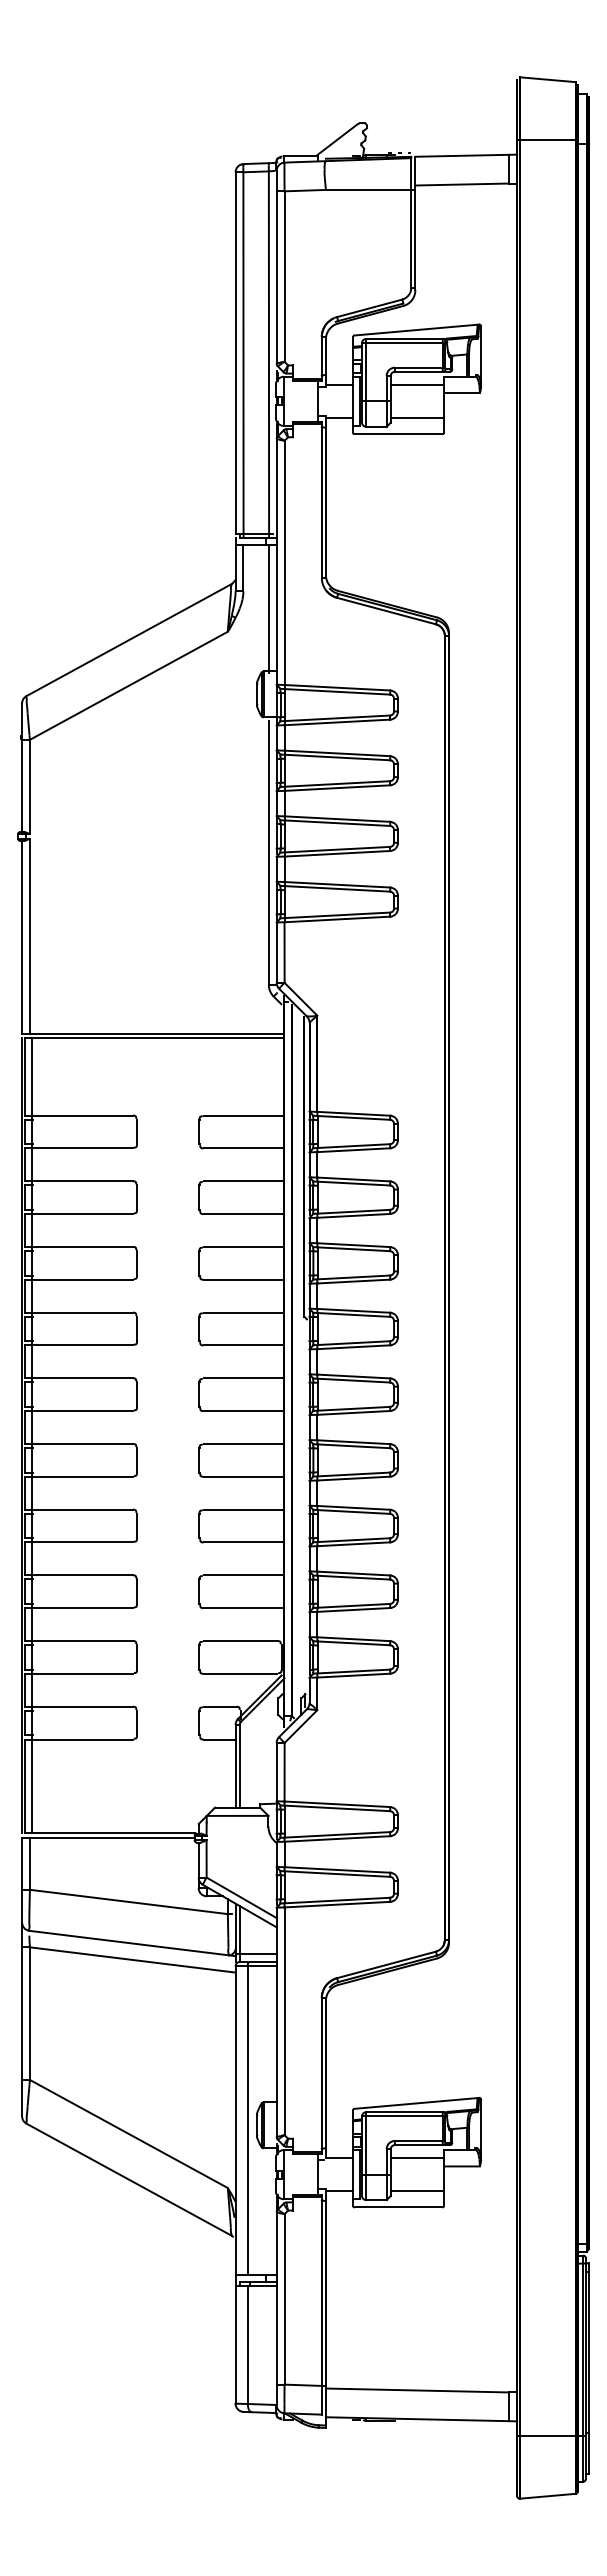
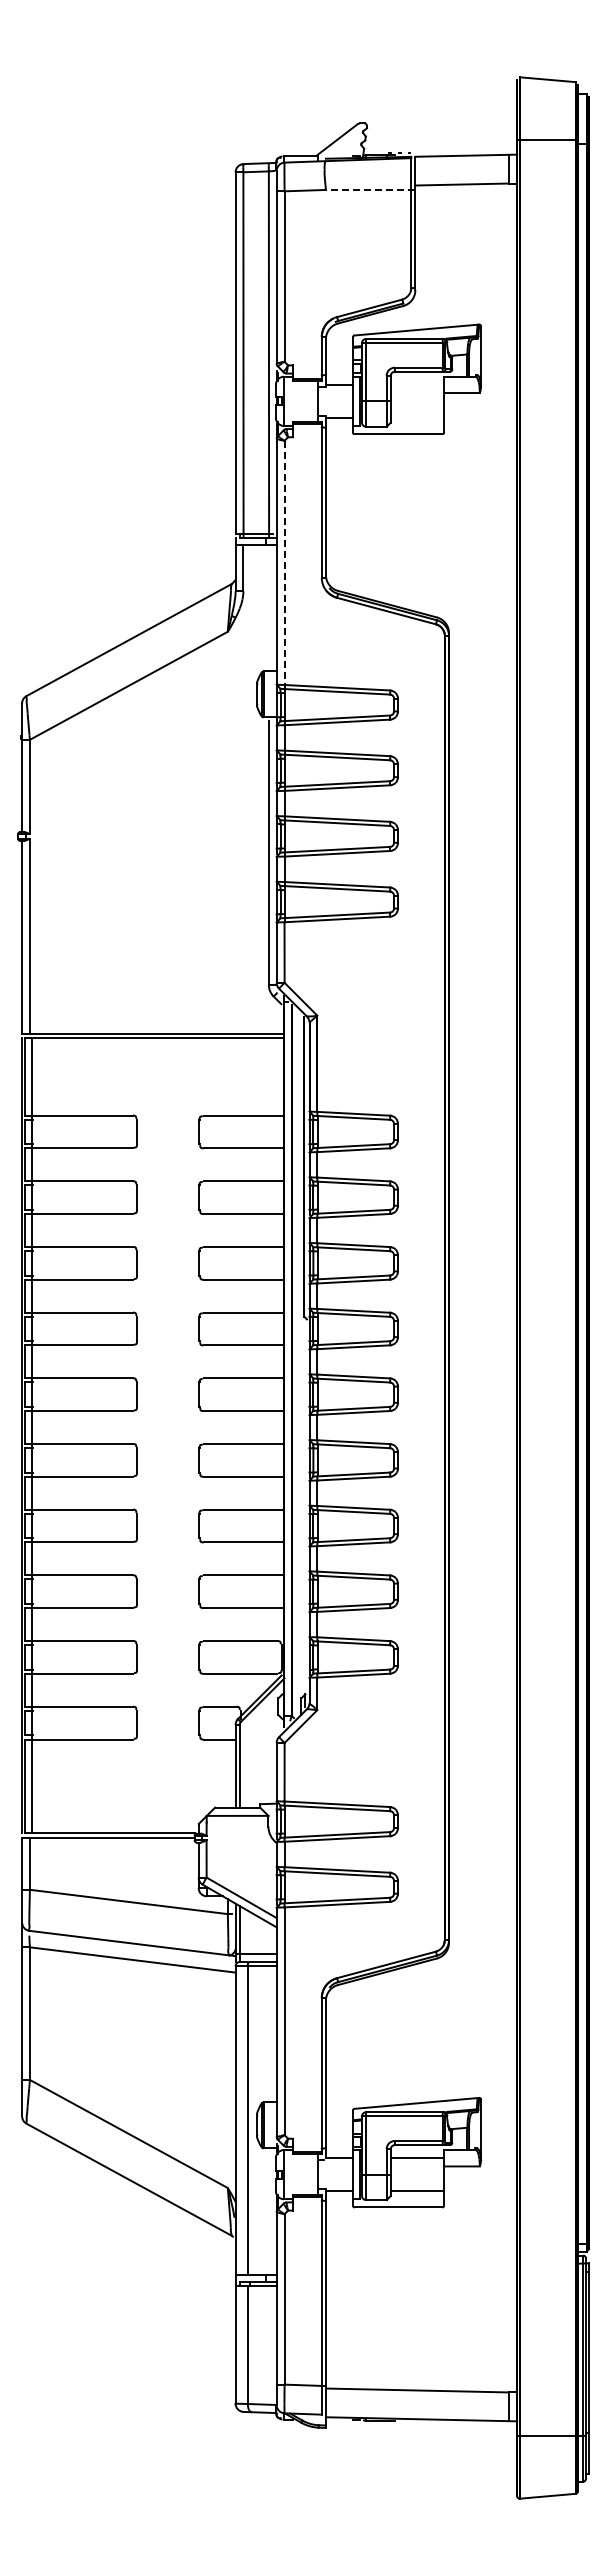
line: solid -> dashed (370, 189)
line: present -> none (417, 384)
line: present -> none (417, 417)
line: solid -> dashed (284, 563)
line: present -> none (268, 608)
